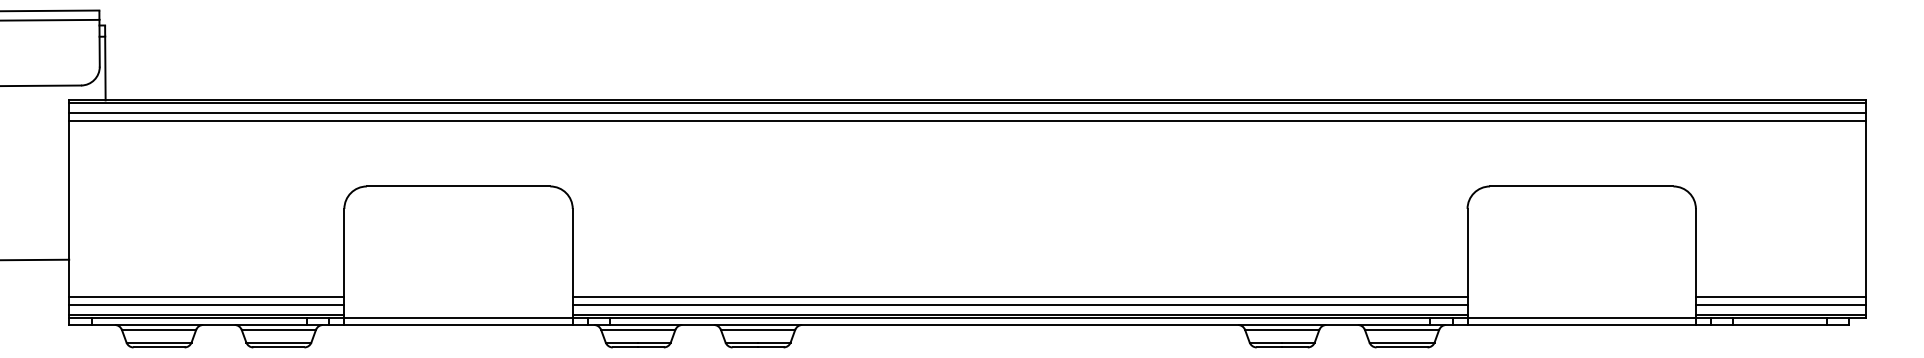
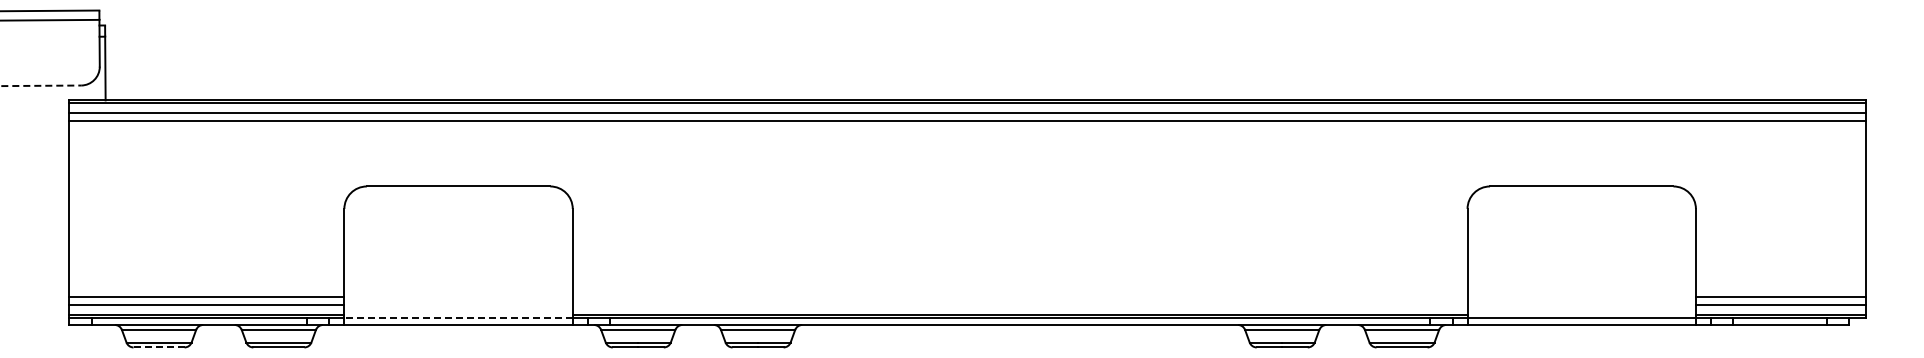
line: solid -> dashed (41, 85)
line: present -> none (35, 259)
line: present -> none (1019, 297)
line: present -> none (1019, 305)
line: solid -> dashed (458, 317)
line: solid -> dashed (159, 347)
